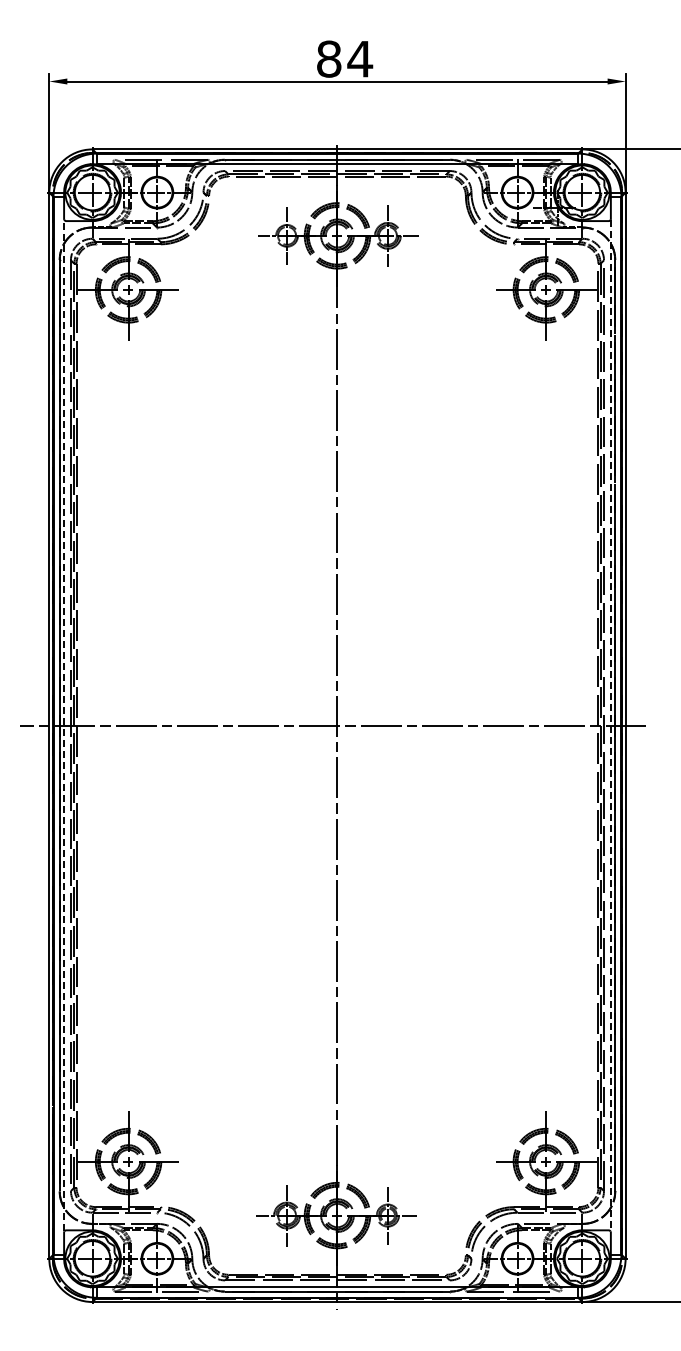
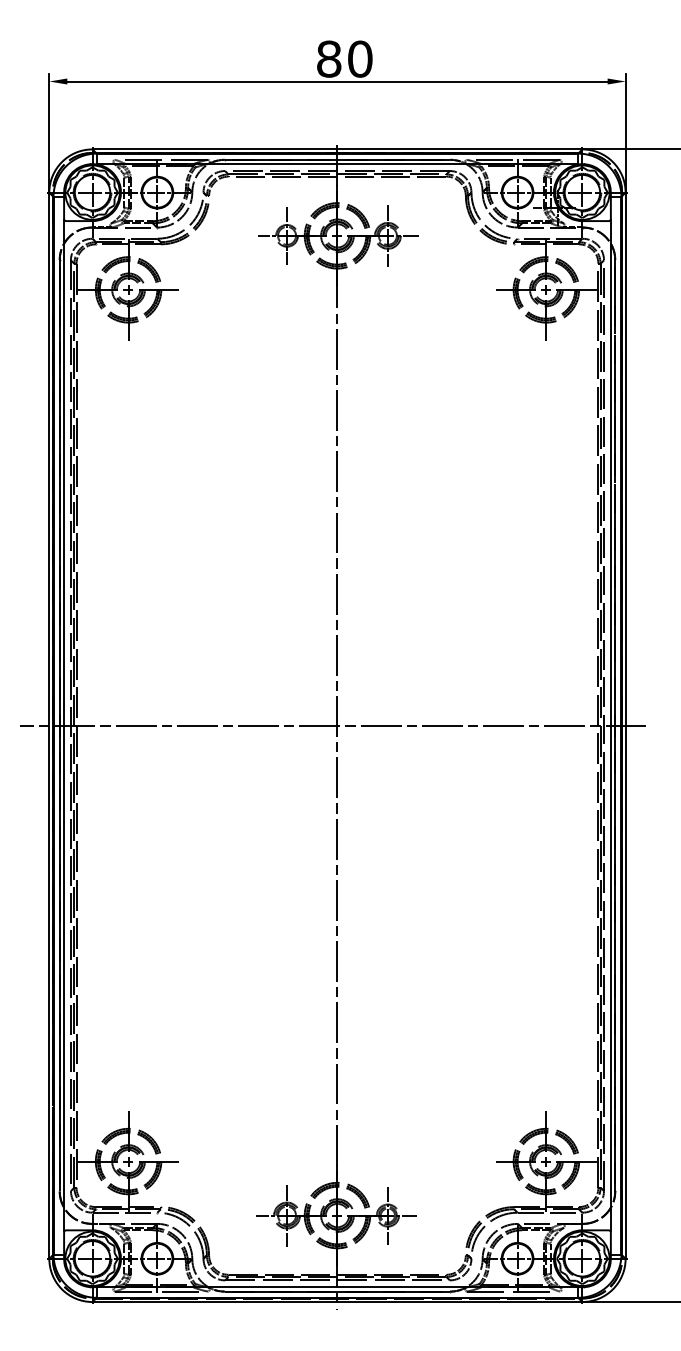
text: 84 -> 80 (360, 58)
line: dashed -> solid (64, 725)
line: dashed -> solid (610, 725)
